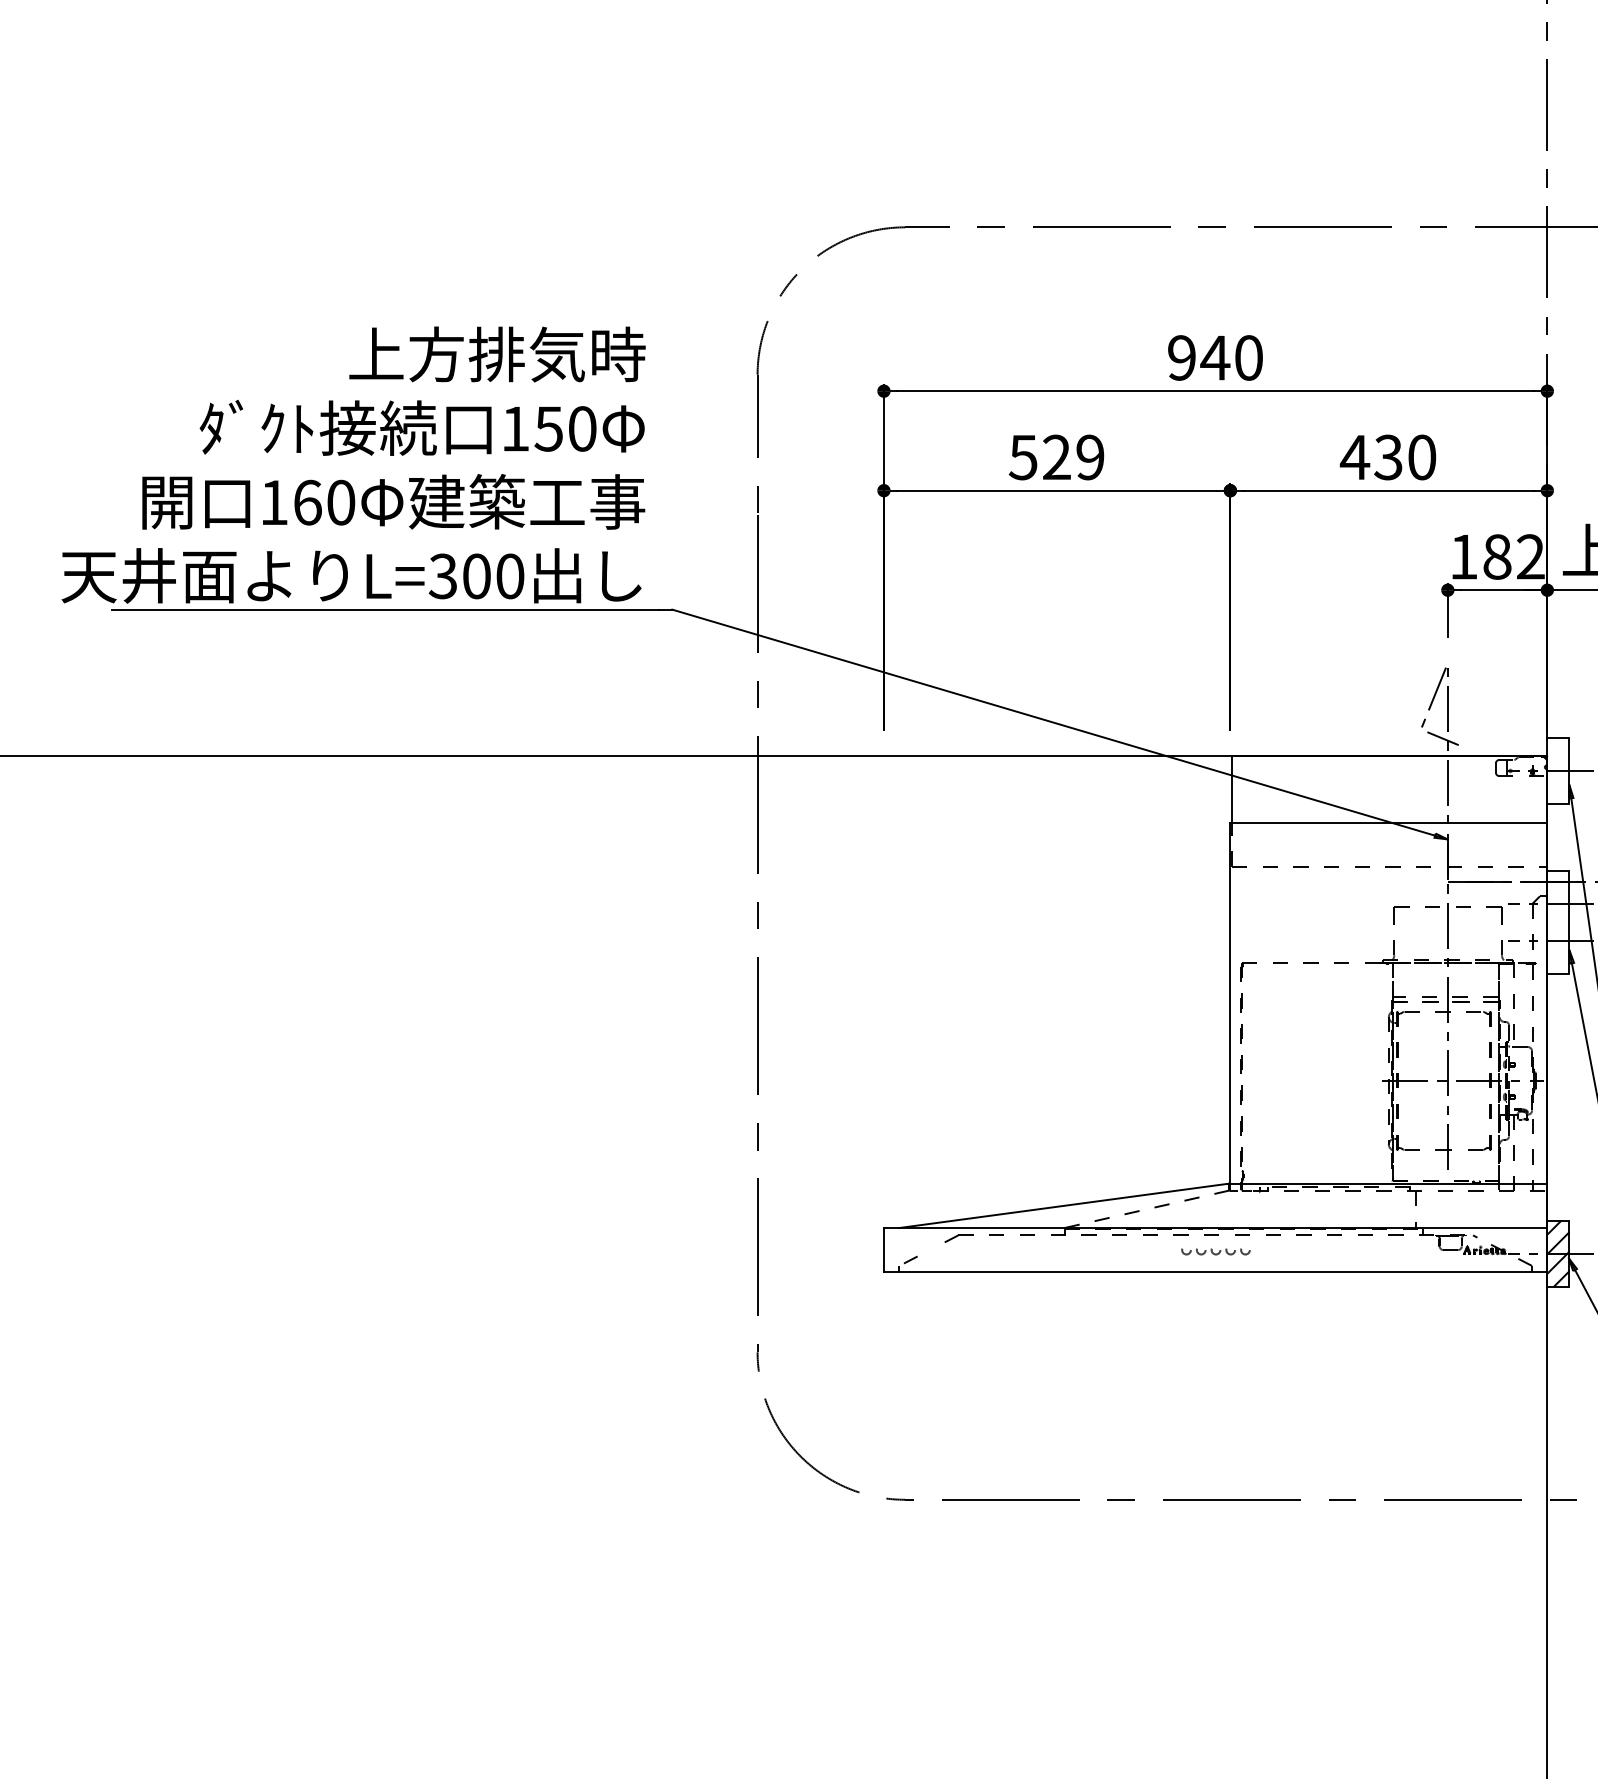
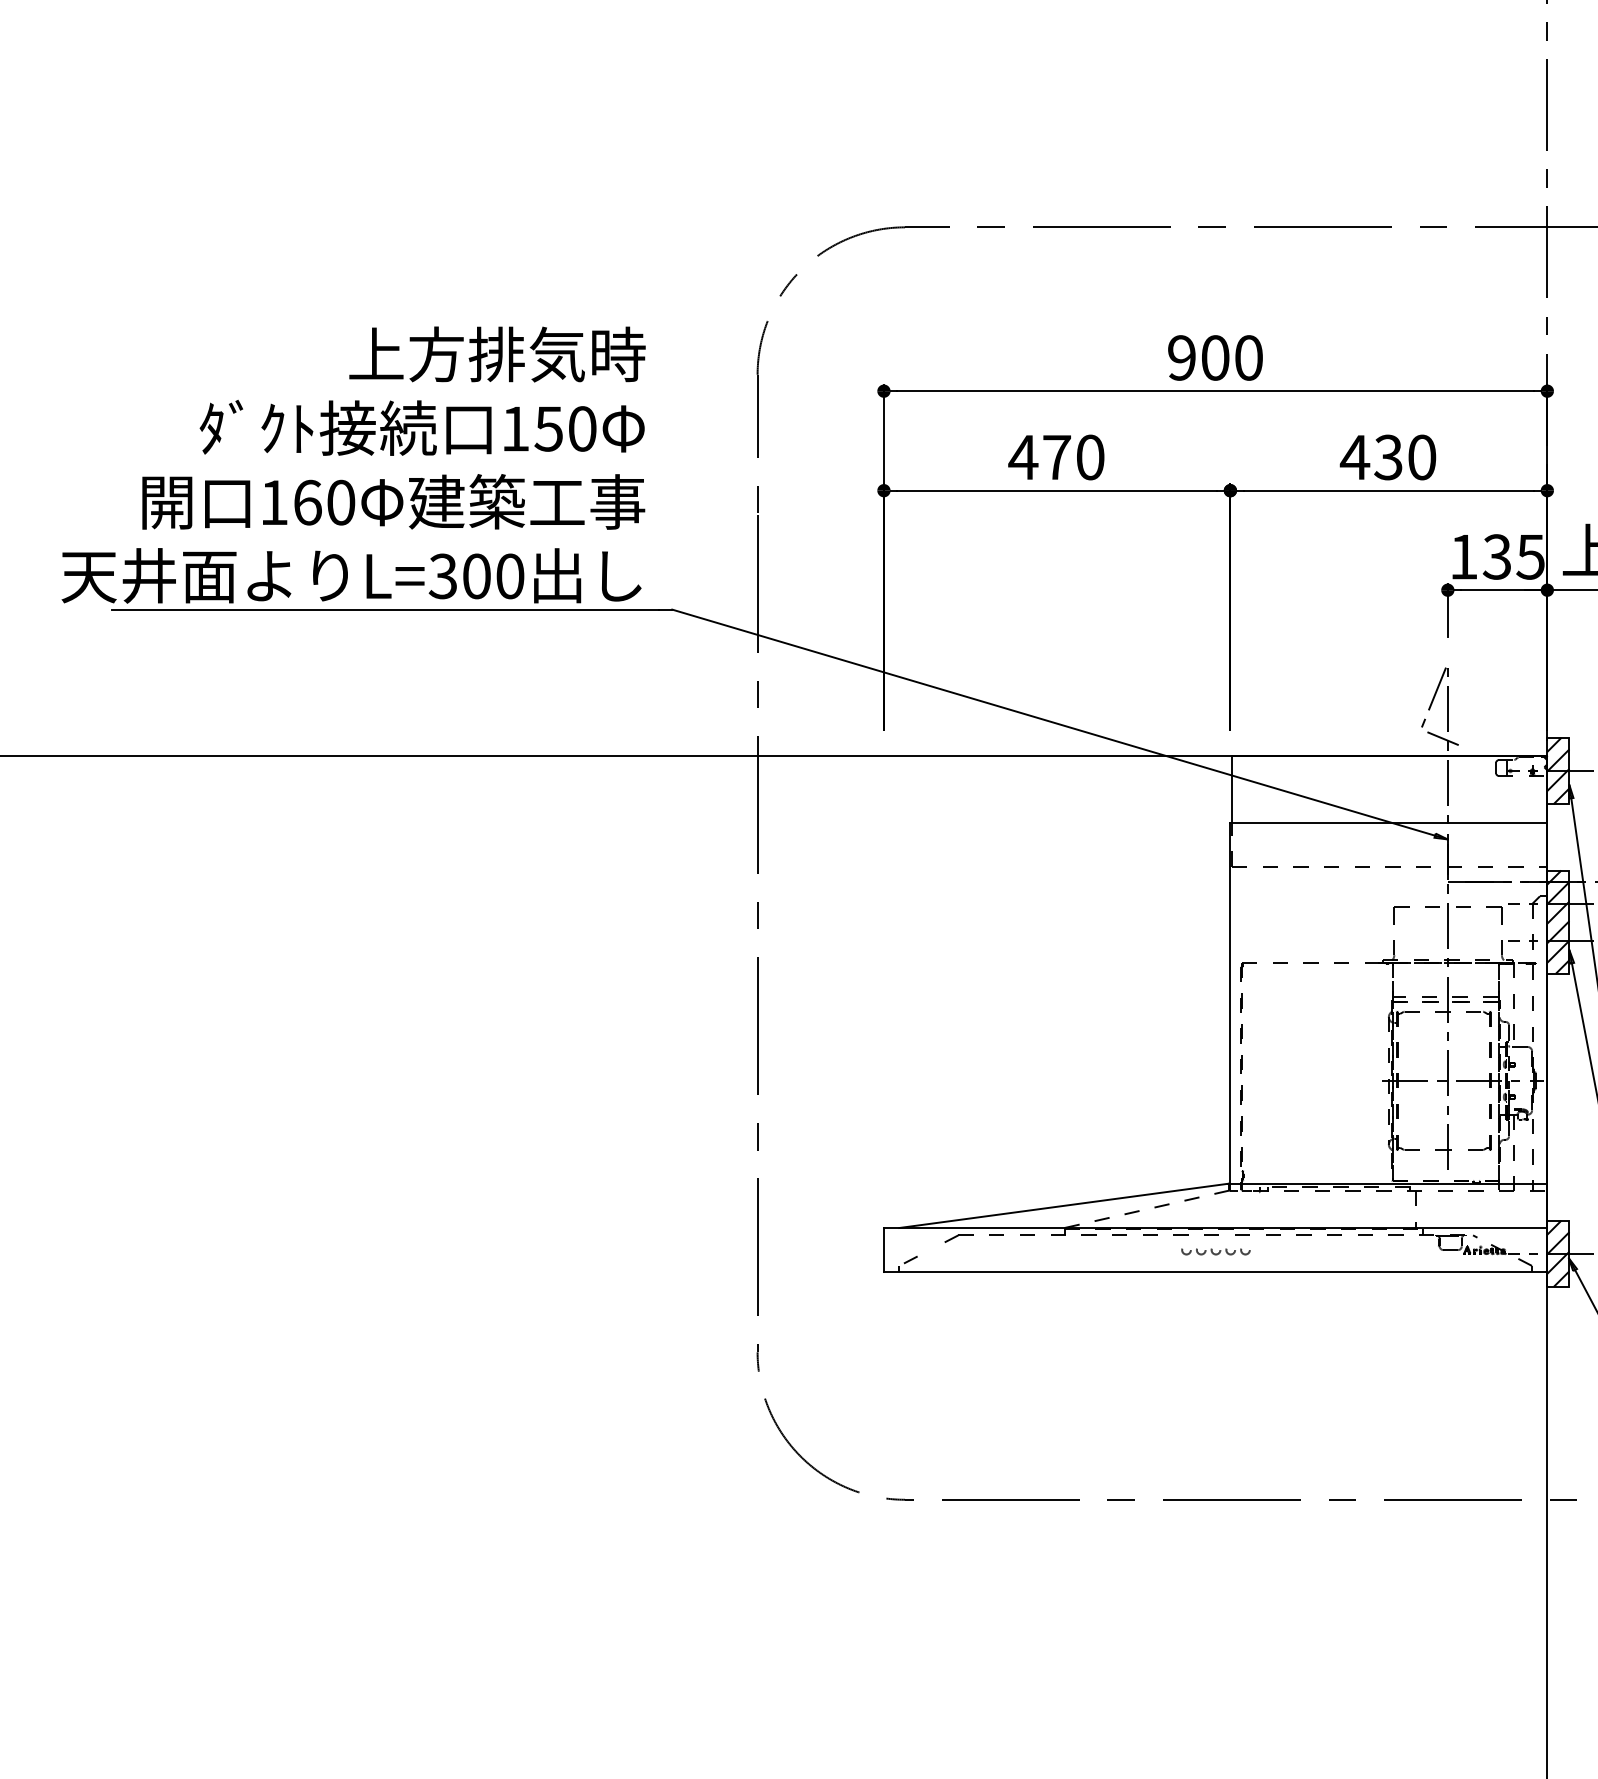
text: 940 -> 900 (1215, 357)
text: 529 -> 470 (1056, 457)
text: 182 -> 135 (1513, 556)
hatch: none -> present (1558, 770)
hatch: none -> present (1558, 921)
